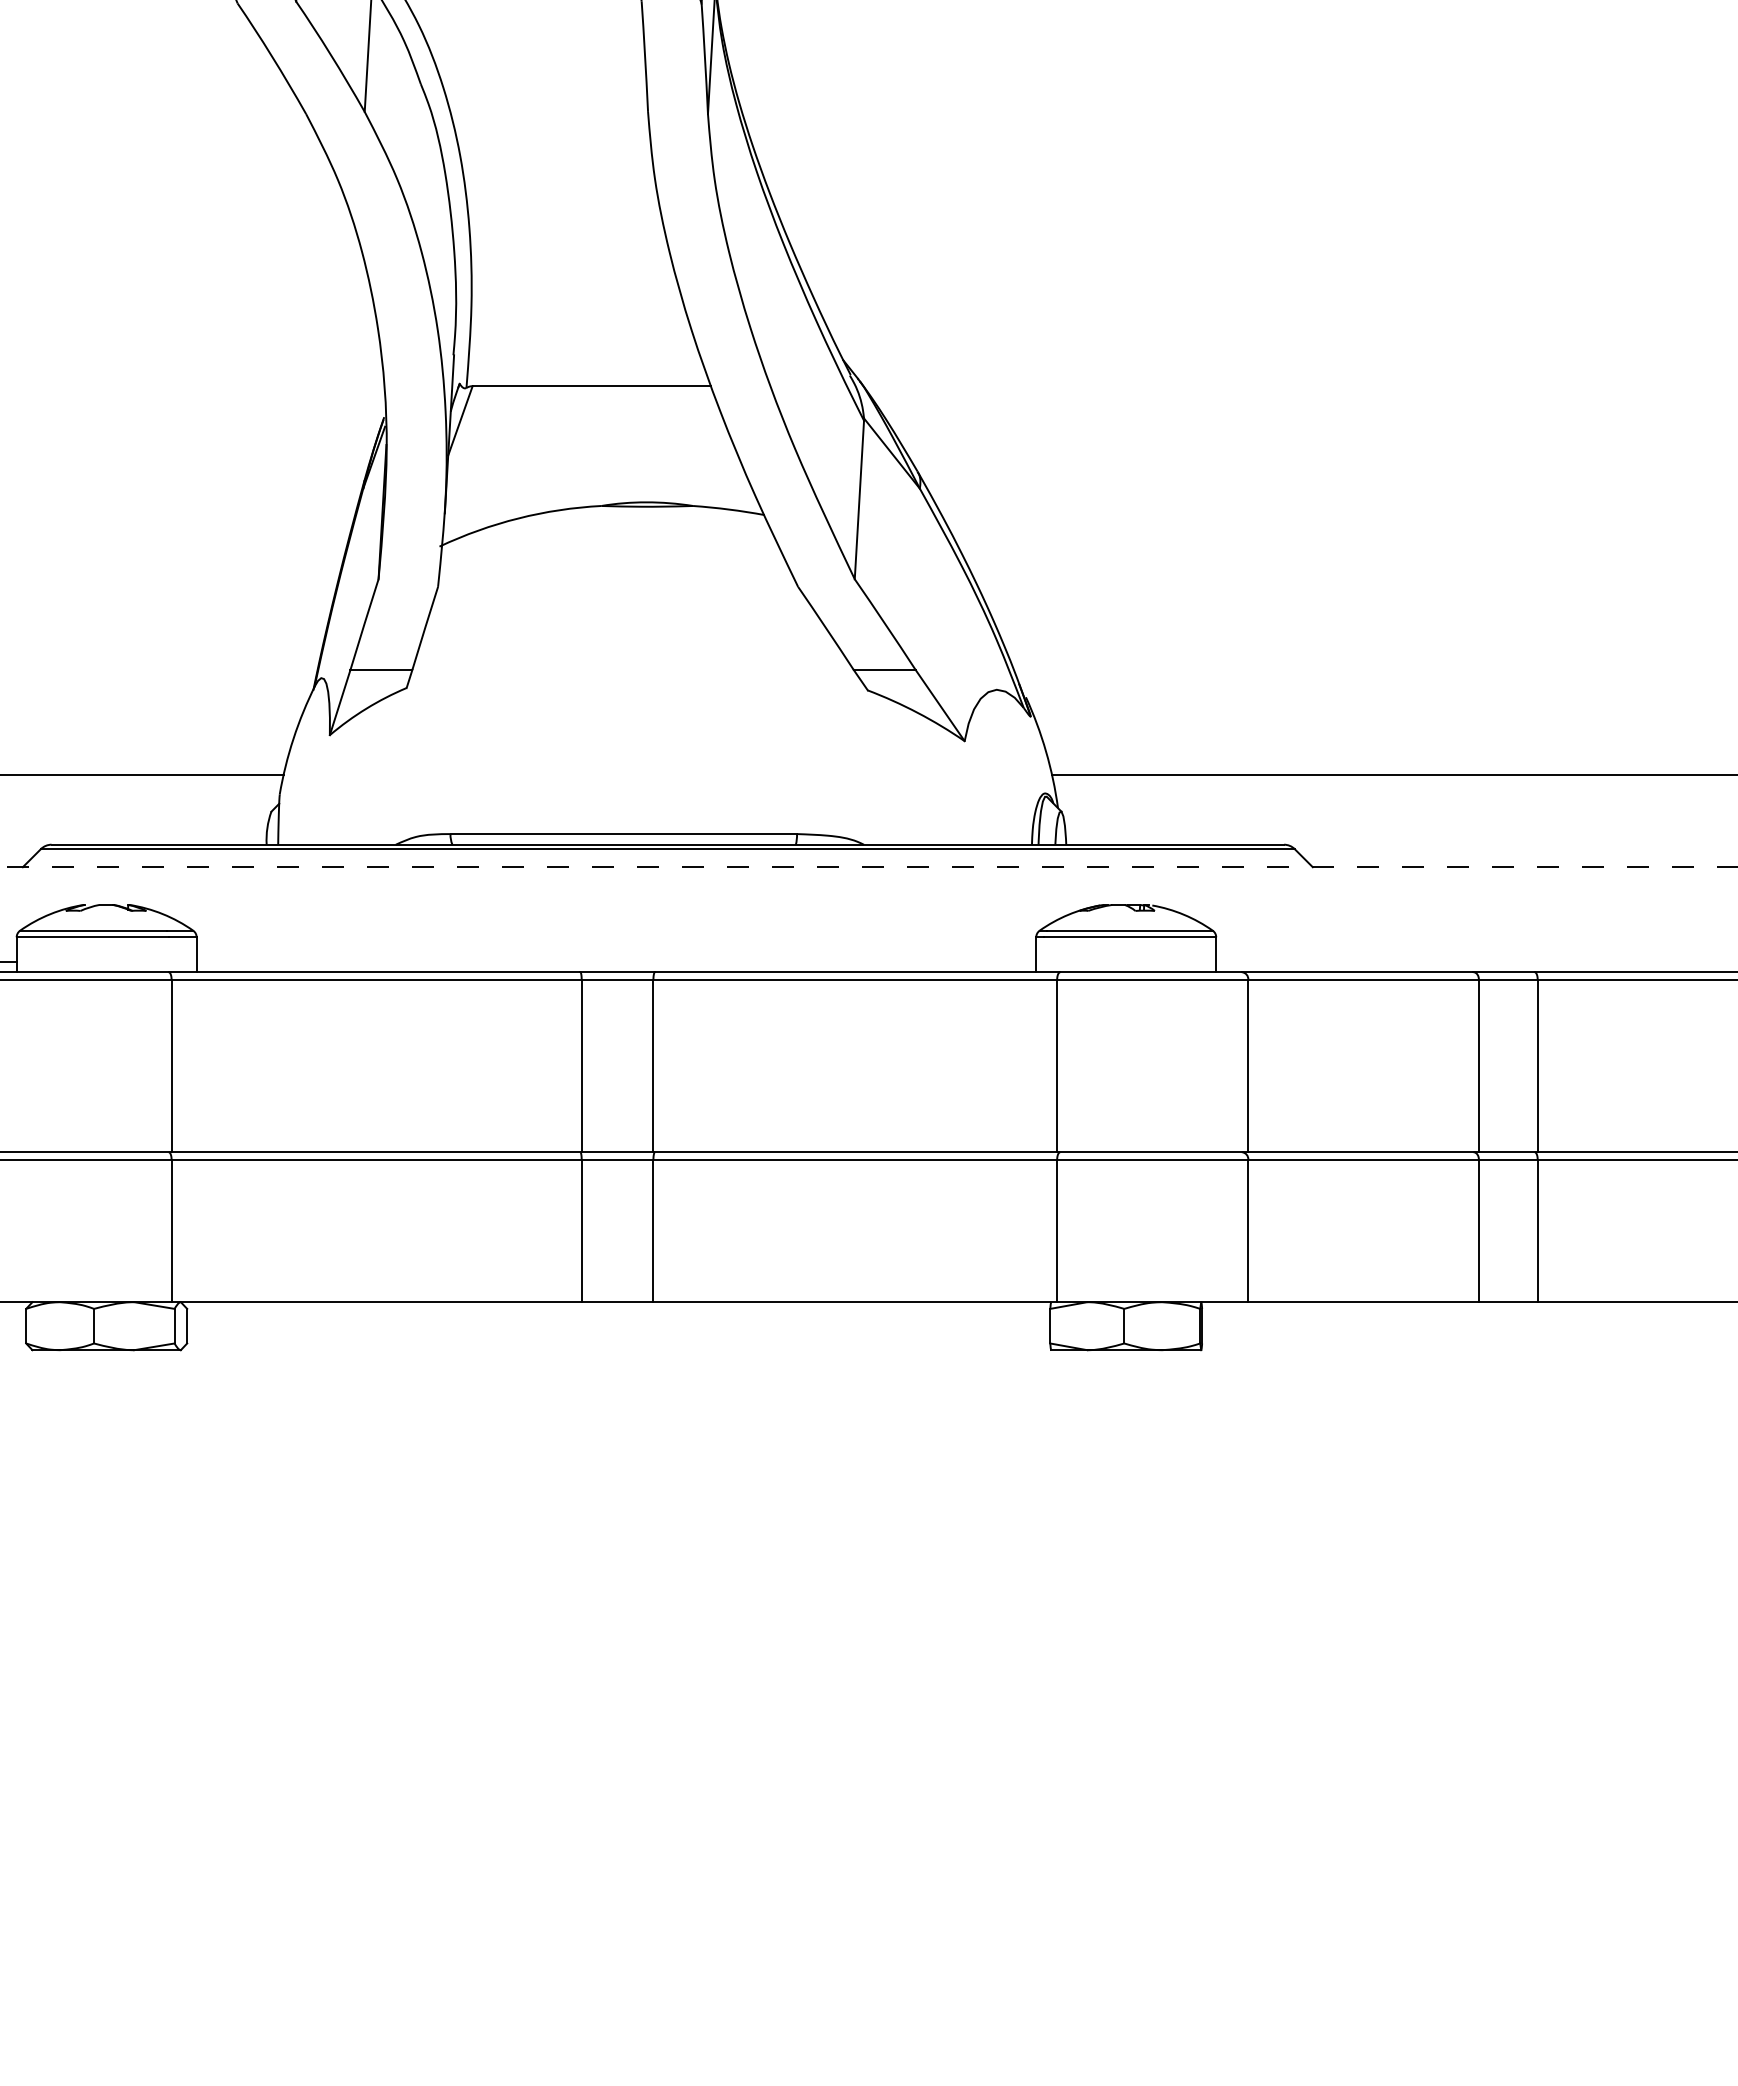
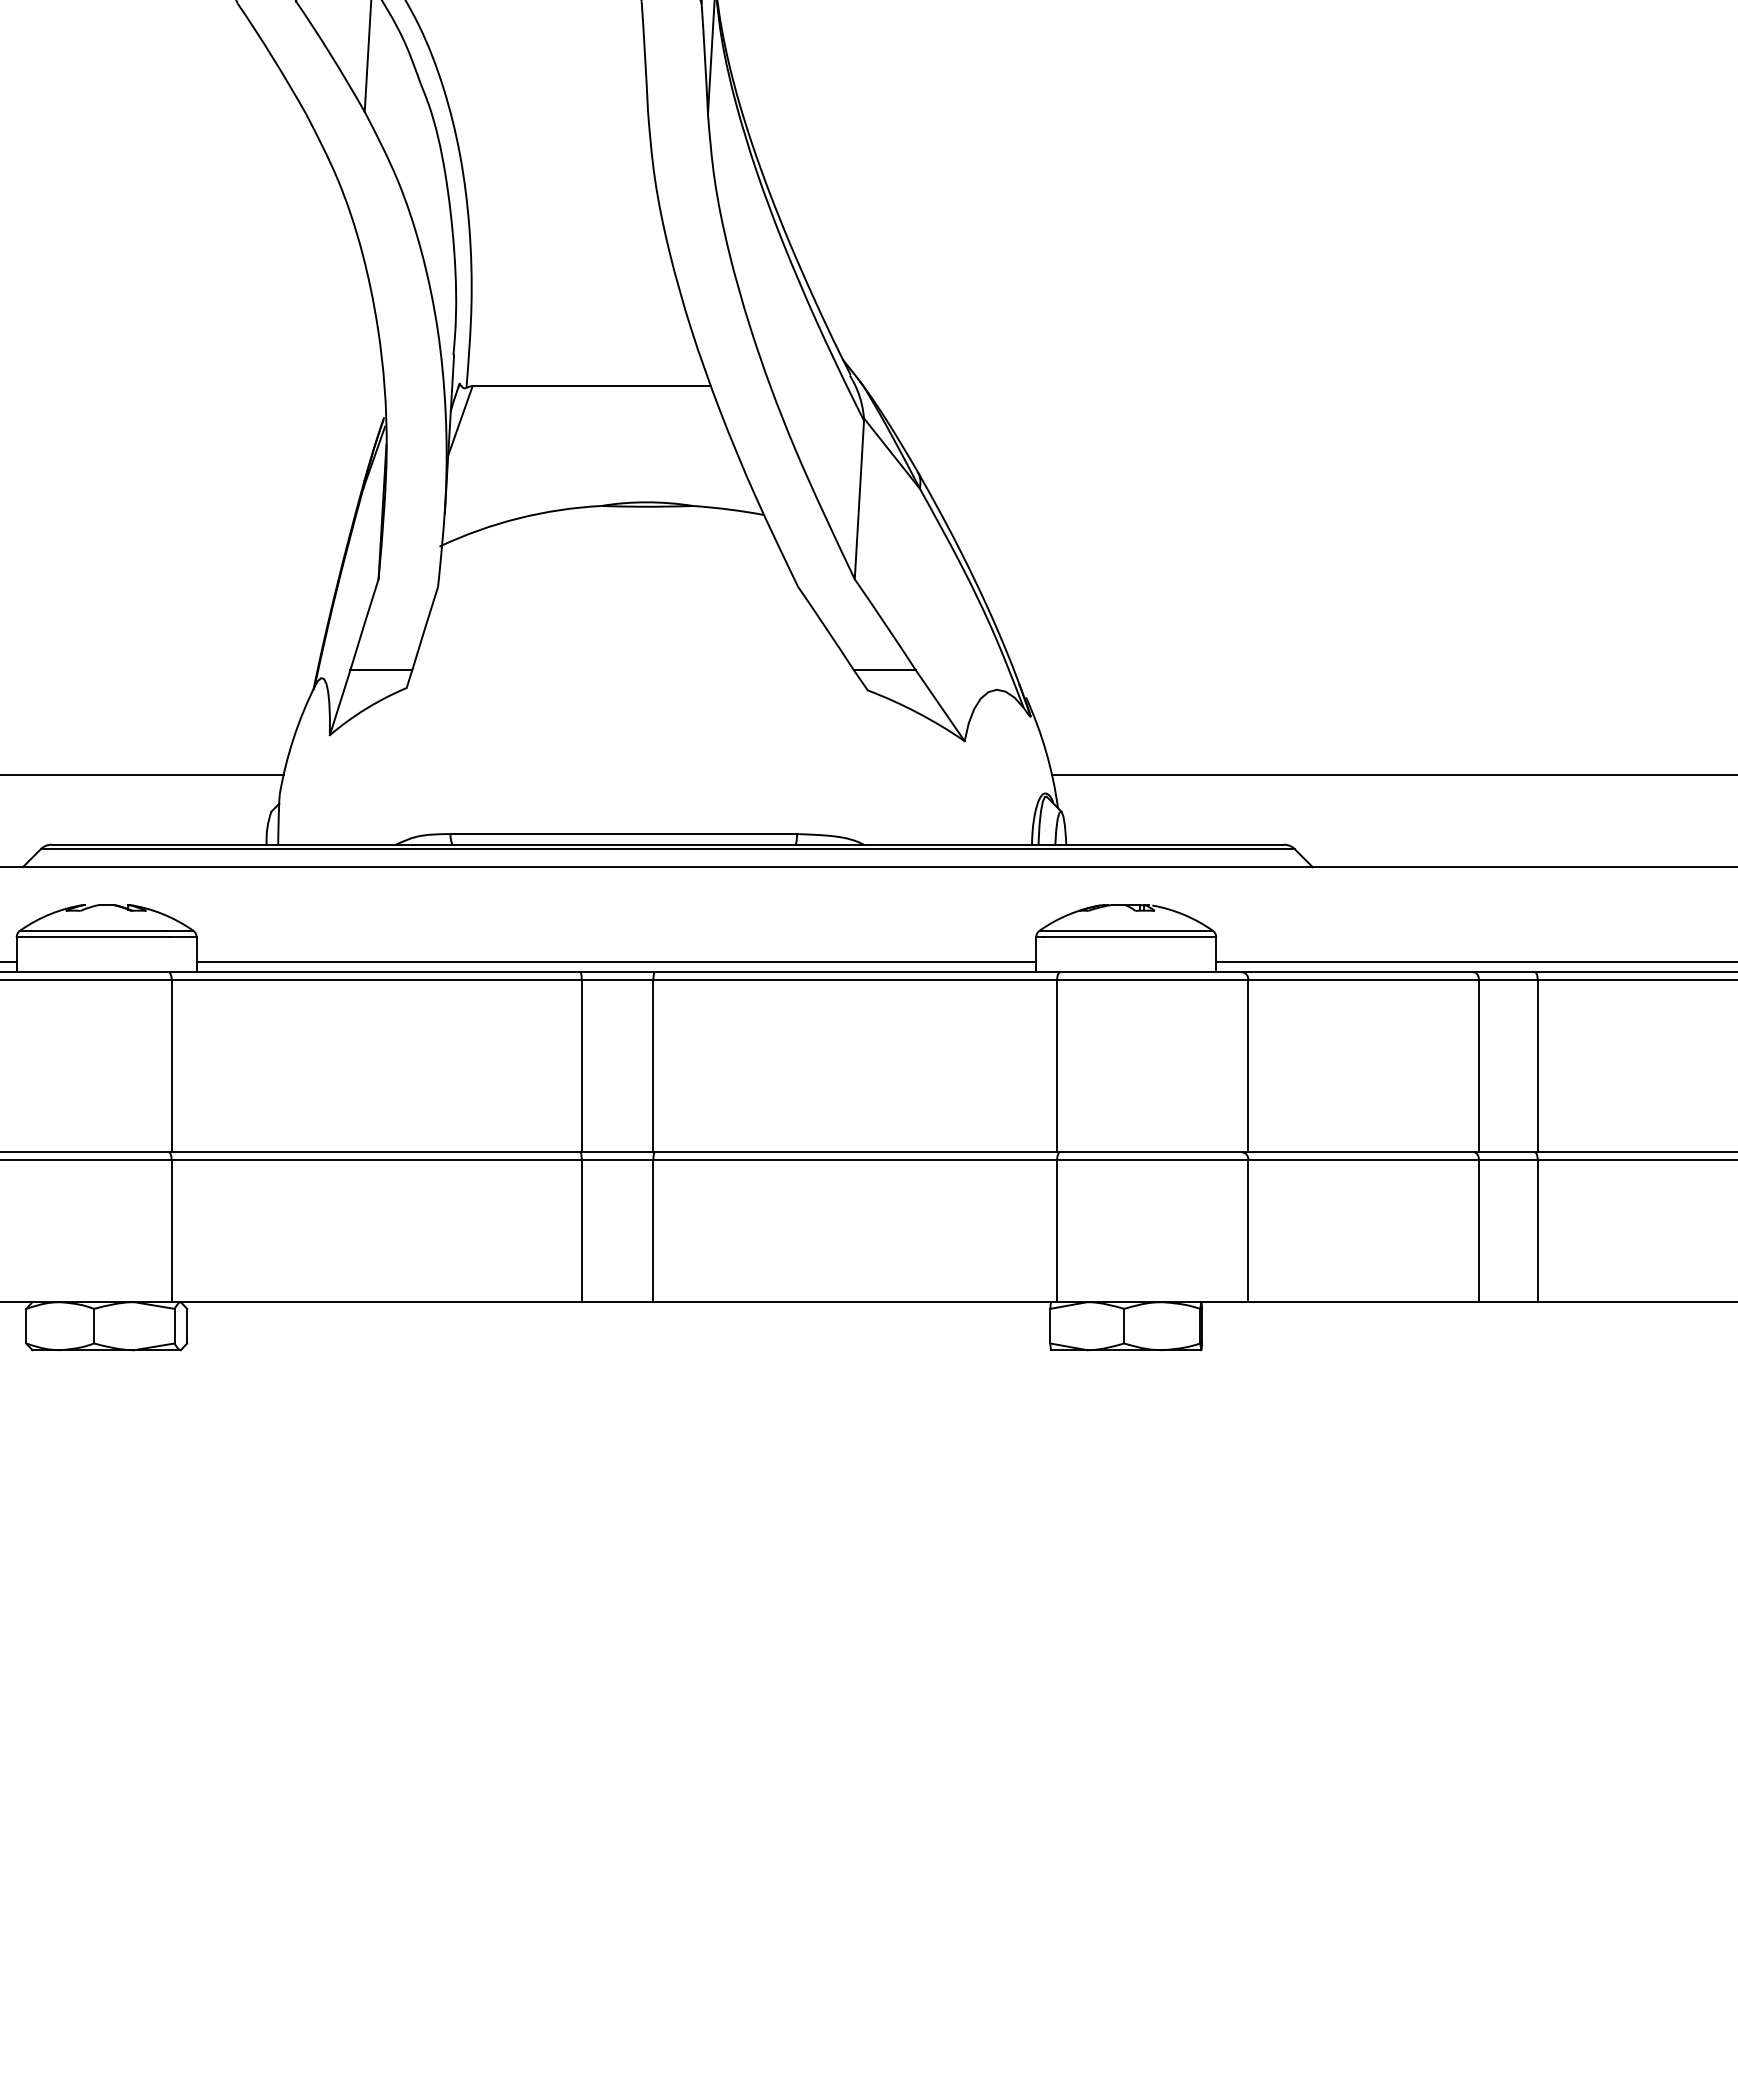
line: dashed -> solid (869, 867)
line: none -> present (616, 961)
line: none -> present (1475, 961)
